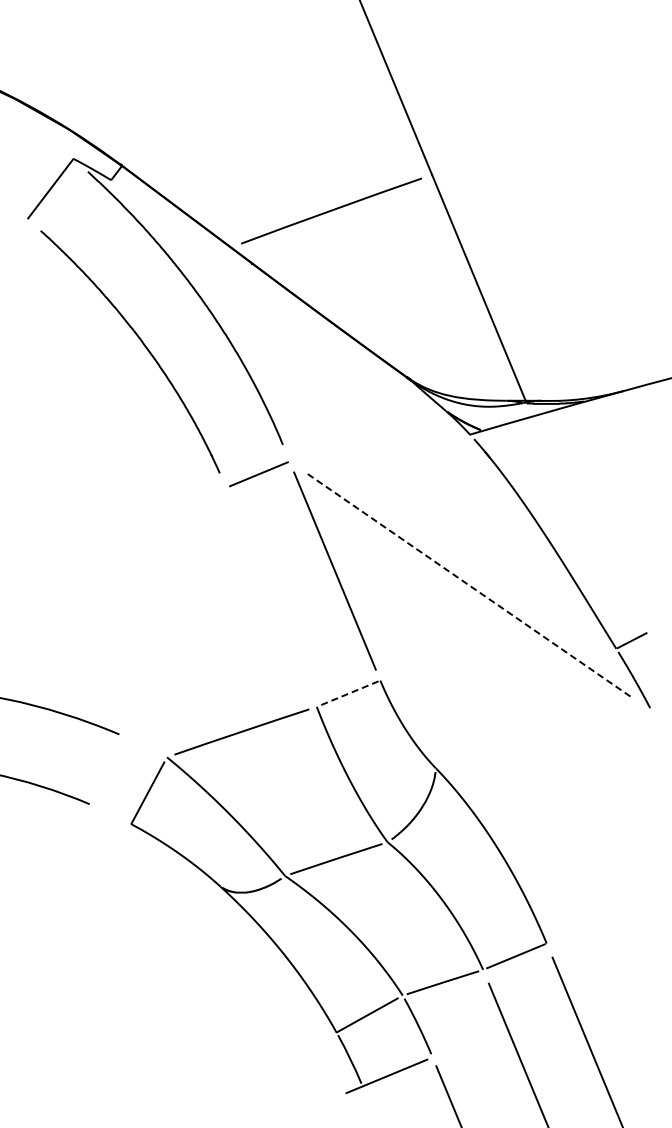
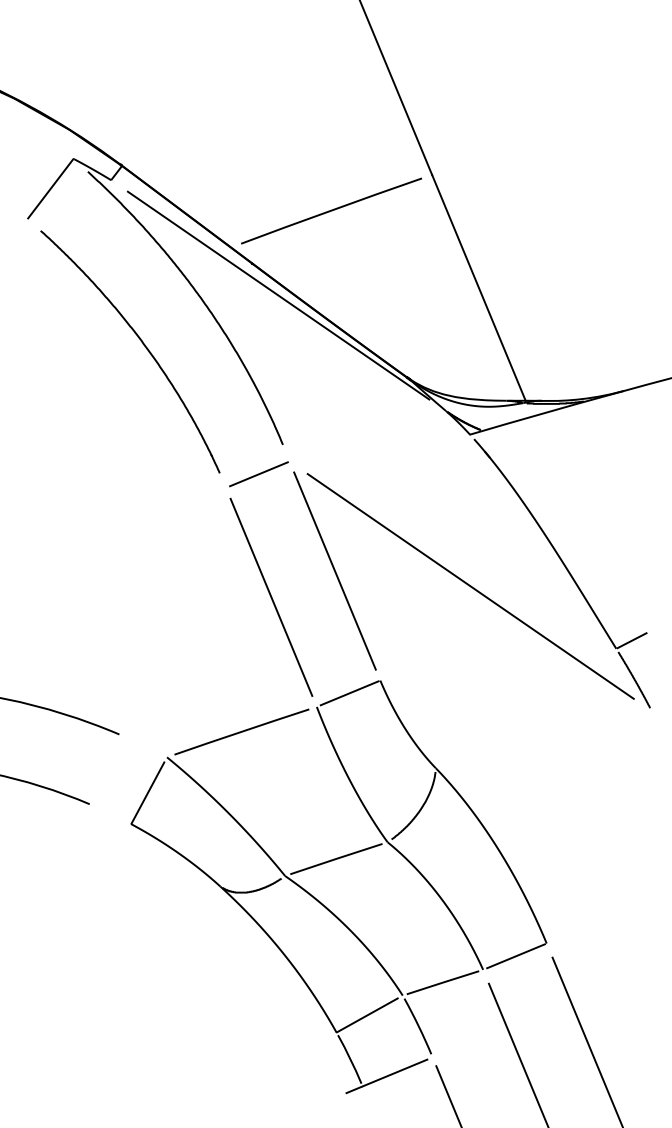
line: none -> present (278, 295)
line: dashed -> solid (471, 586)
line: none -> present (271, 596)
line: dashed -> solid (349, 693)
